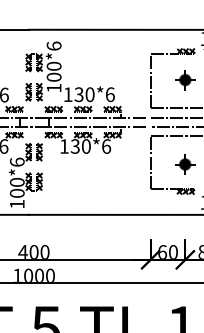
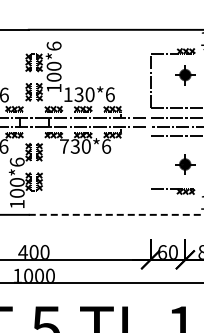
part position: (185, 80) -> (185, 75) (185, 75)
text: 130*6 -> 730*6 (64, 146)
line: present -> none (150, 162)
line: solid -> dashed (116, 214)
